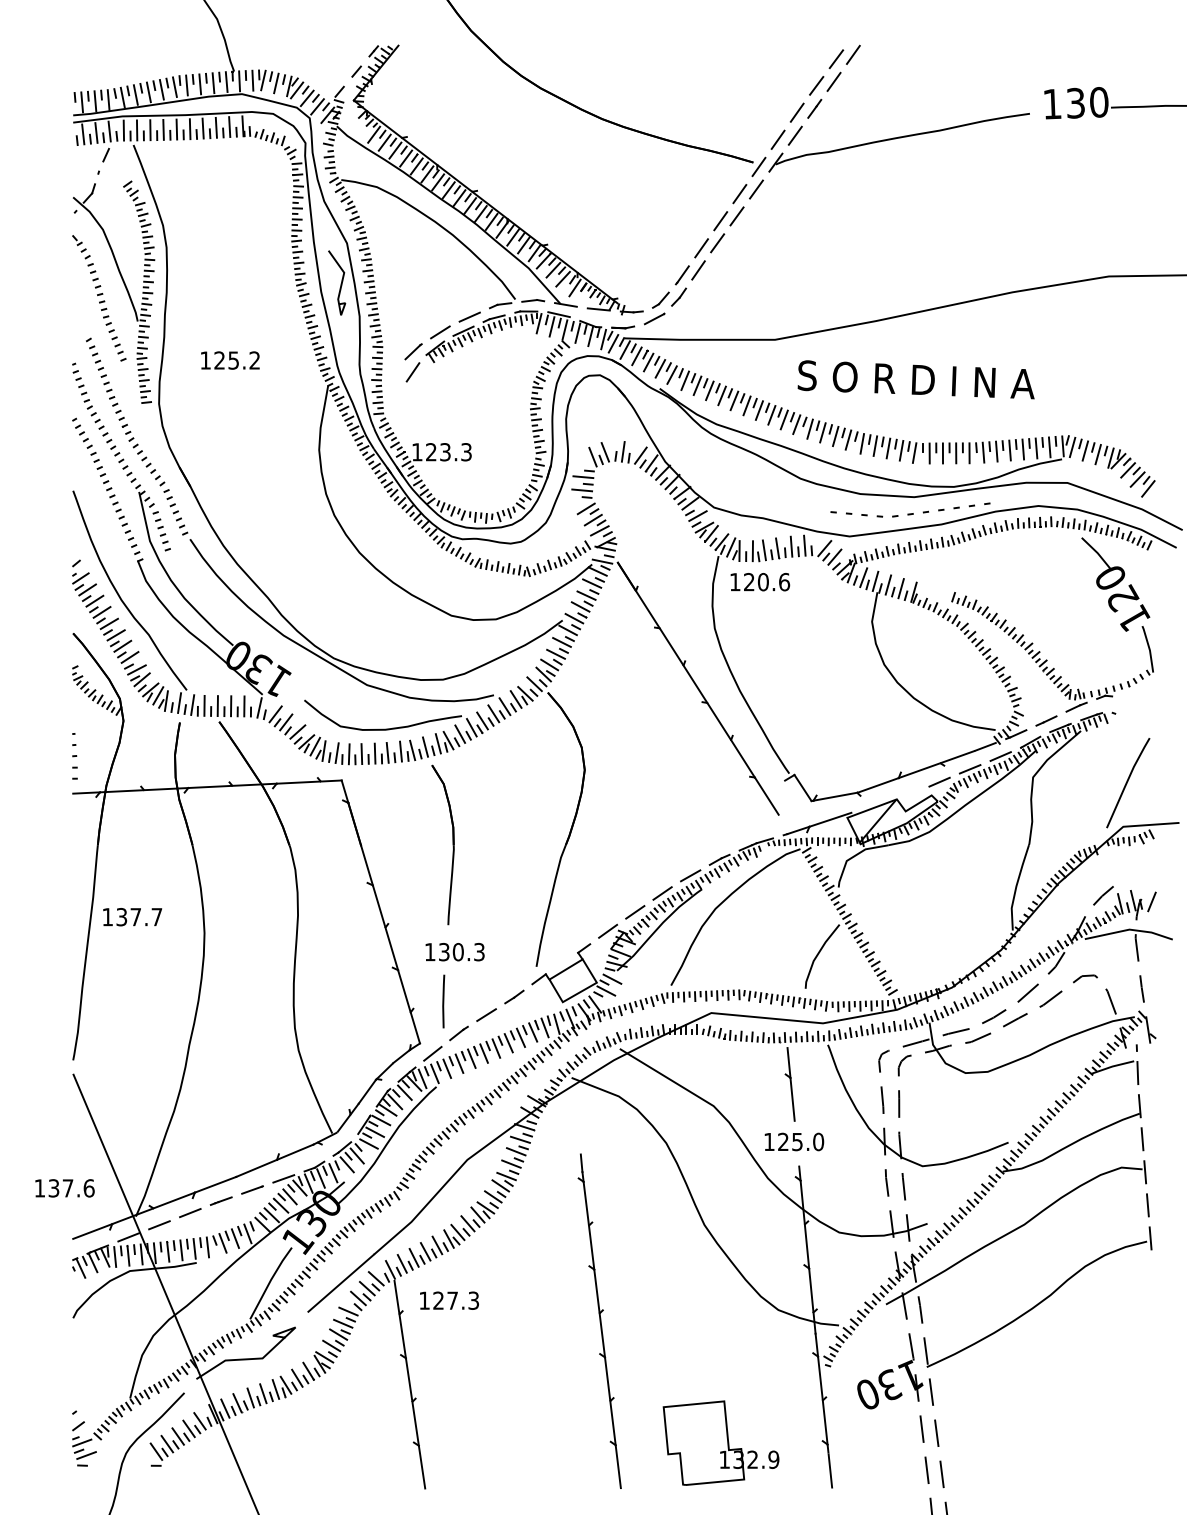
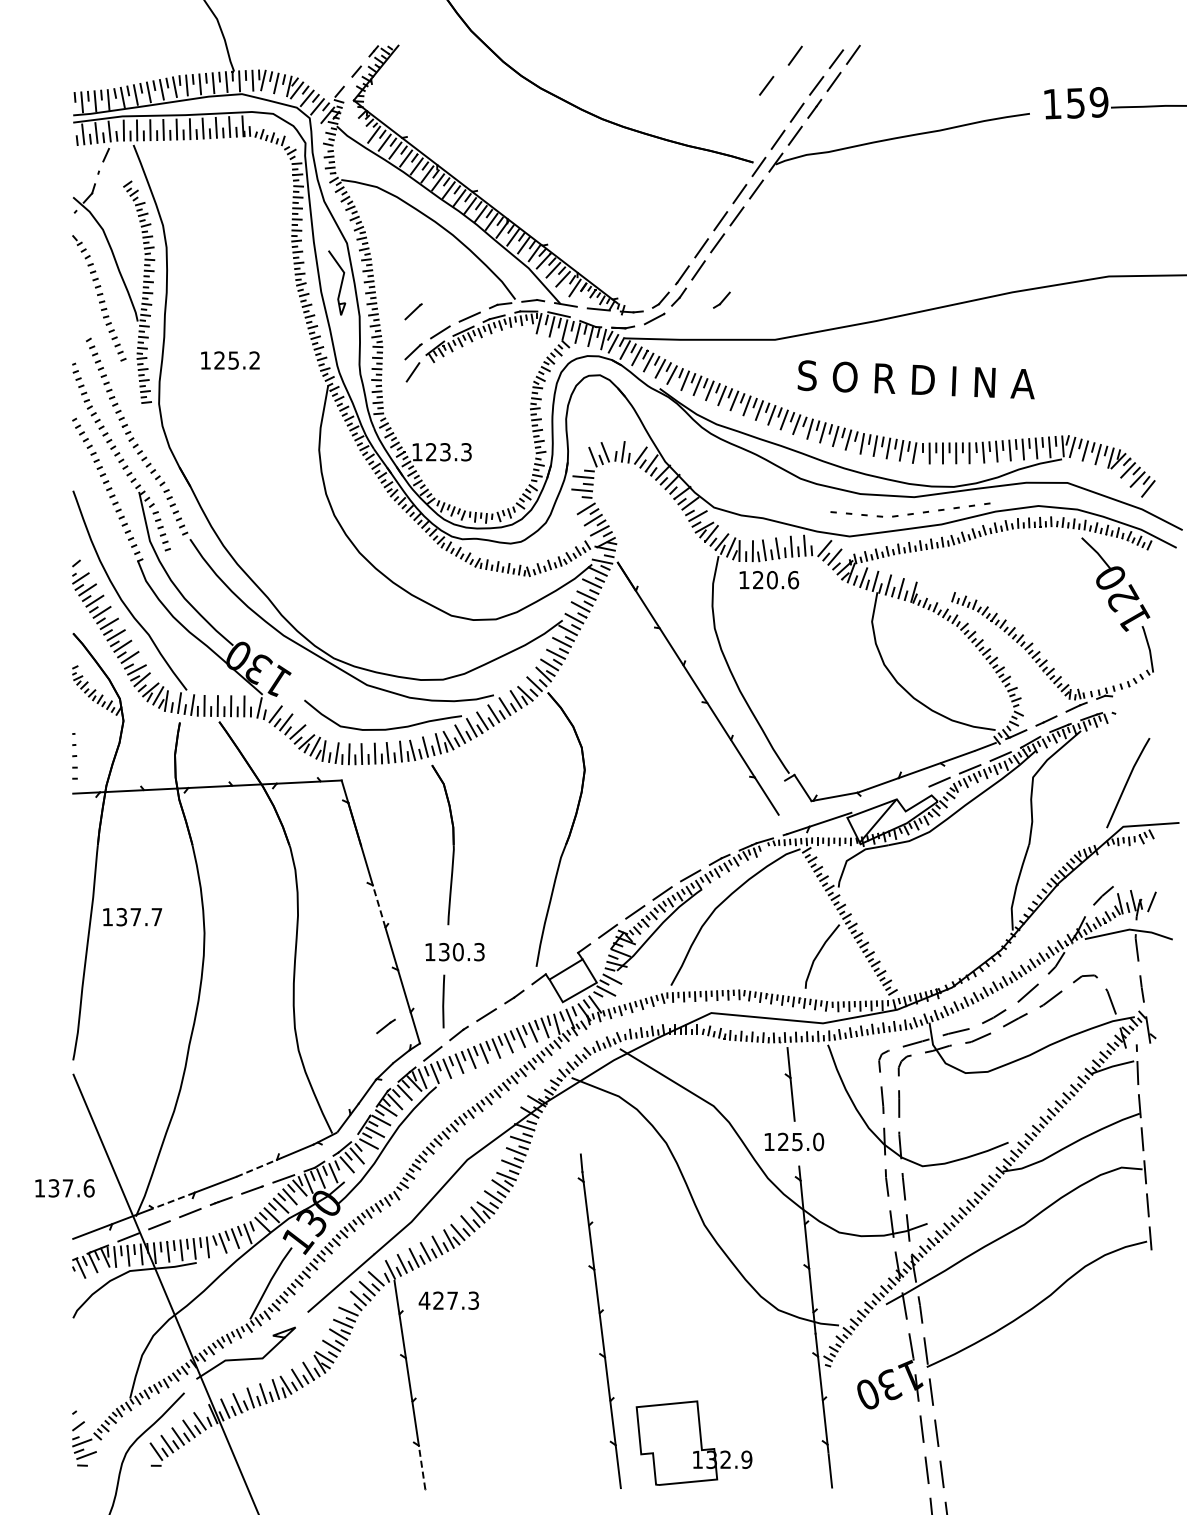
line: none -> present (794, 55)
line: none -> present (766, 85)
text: 130 -> 159 (1087, 102)
part: none -> present (721, 299)
line: none -> present (413, 311)
text position: (760, 582) -> (769, 580) (769, 580)
line: solid -> dashed (379, 906)
line: none -> present (385, 1026)
line: solid -> dashed (257, 1168)
line: solid -> dashed (173, 1200)
text: 127.3 -> 427.3 (424, 1300)
part position: (720, 1442) -> (693, 1442) (693, 1442)
line: solid -> dashed (422, 1467)
